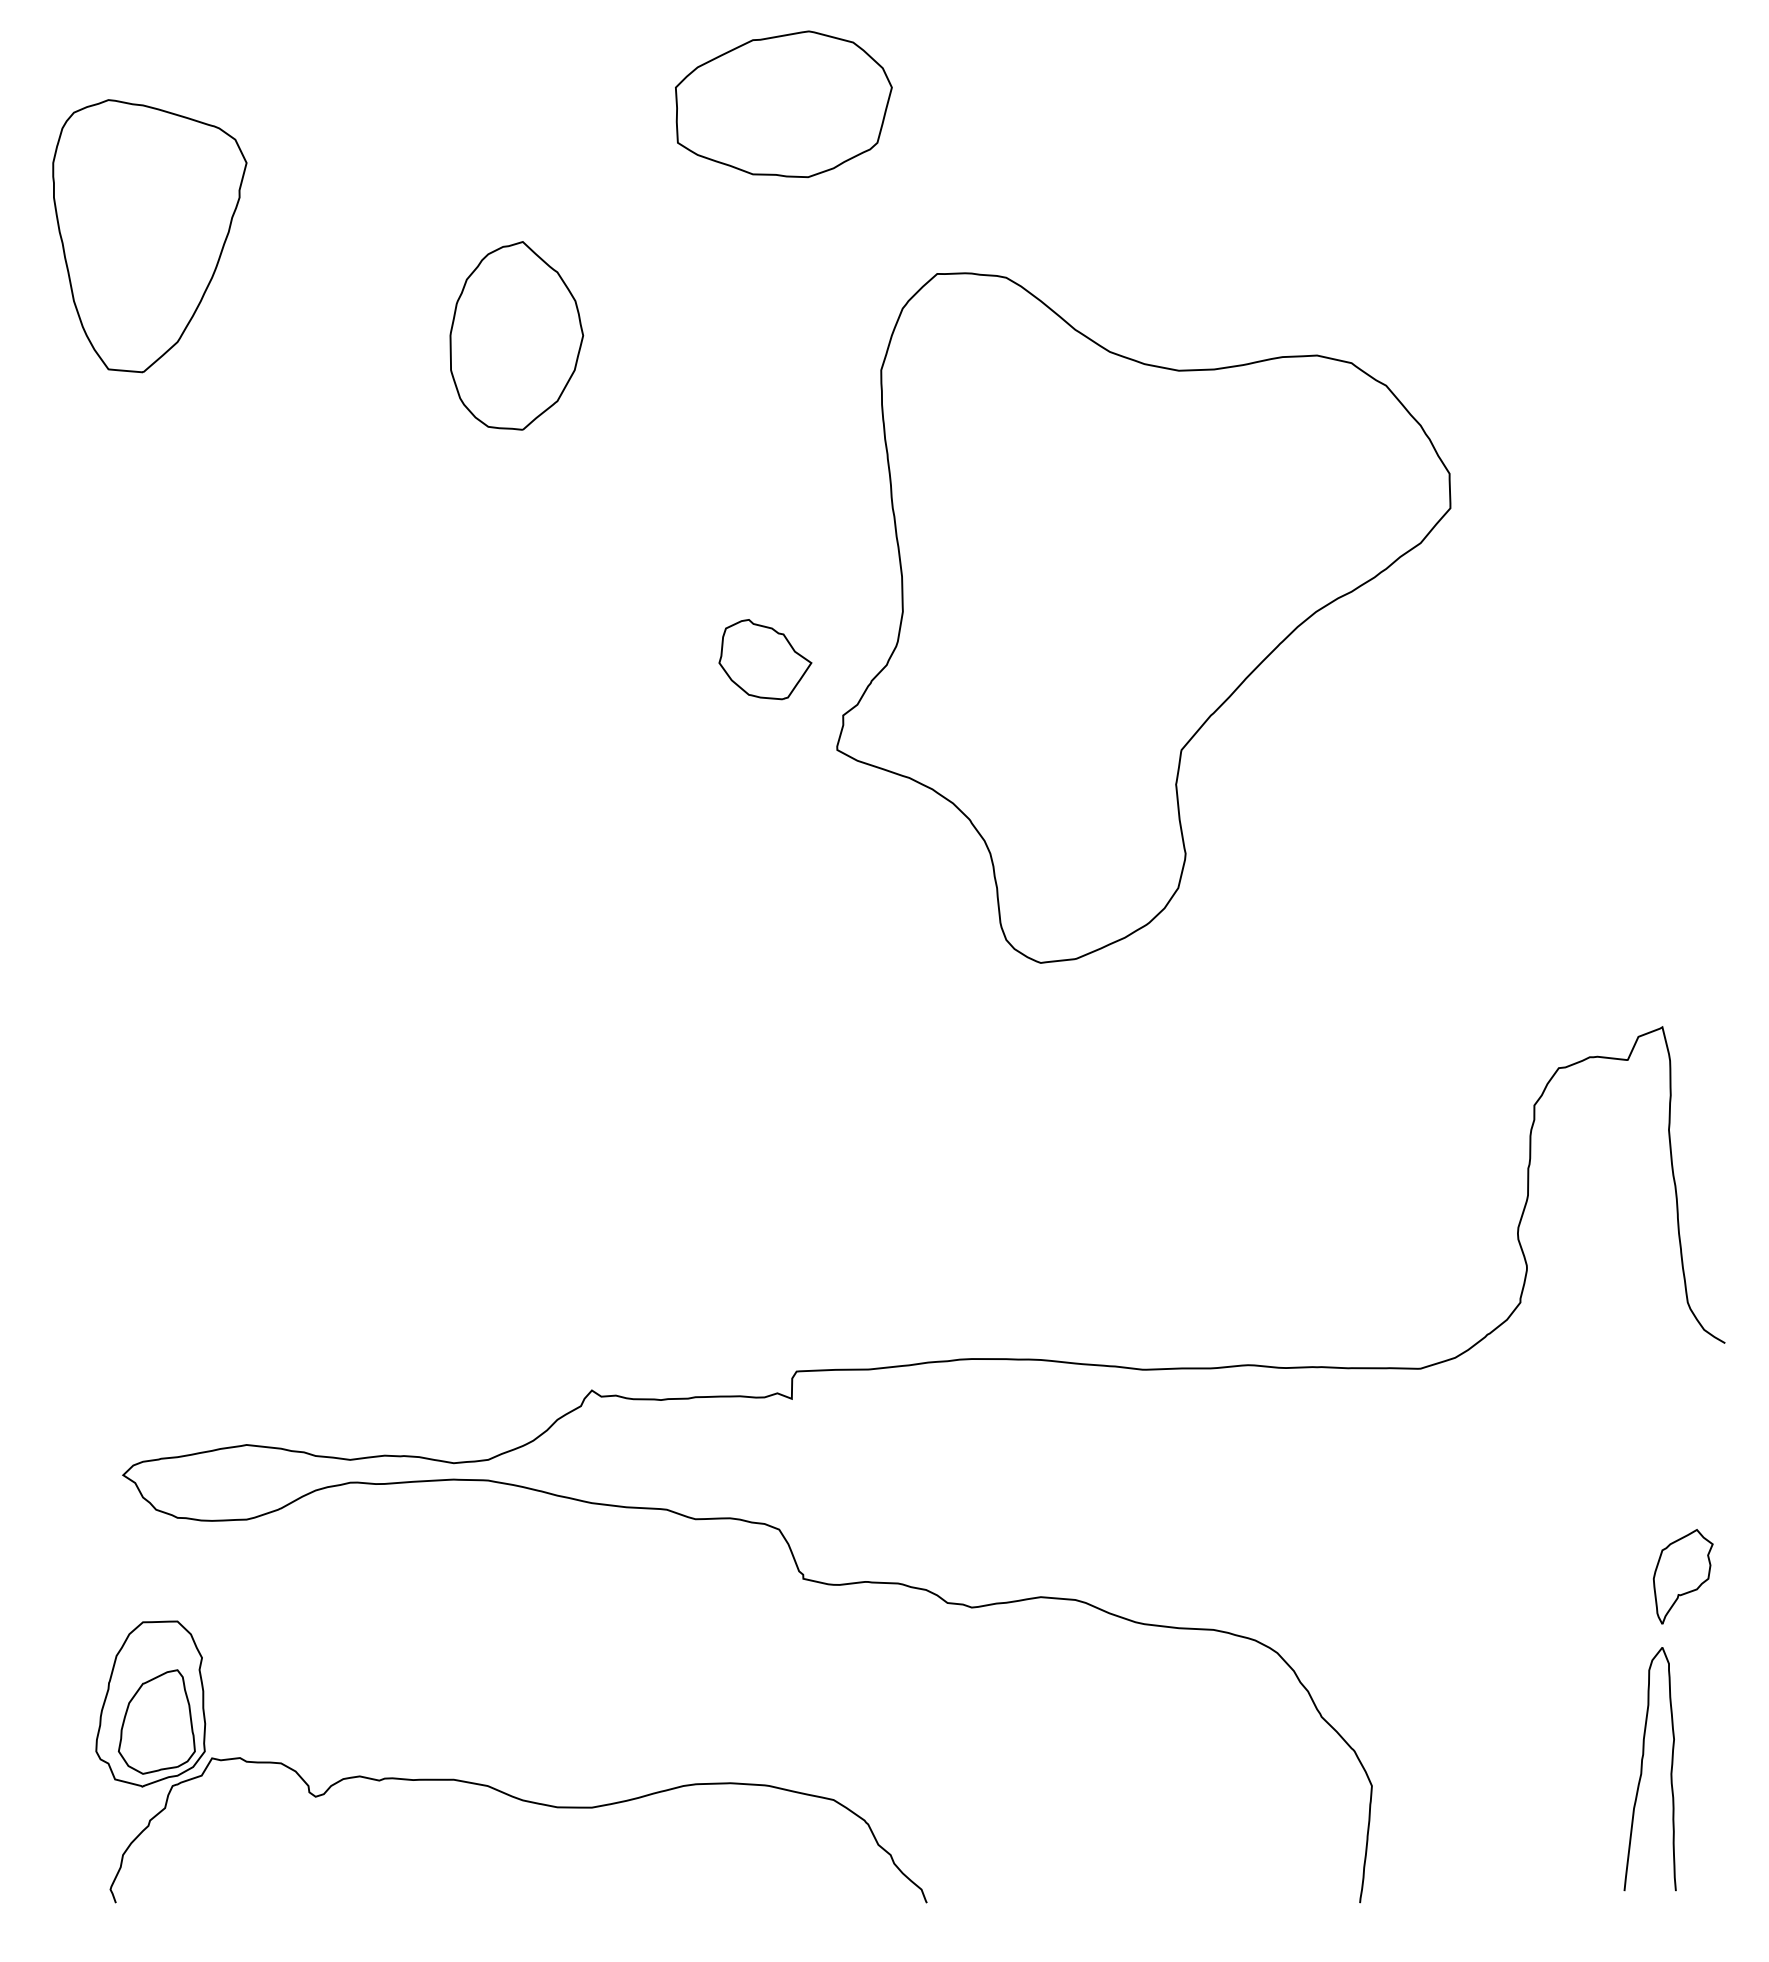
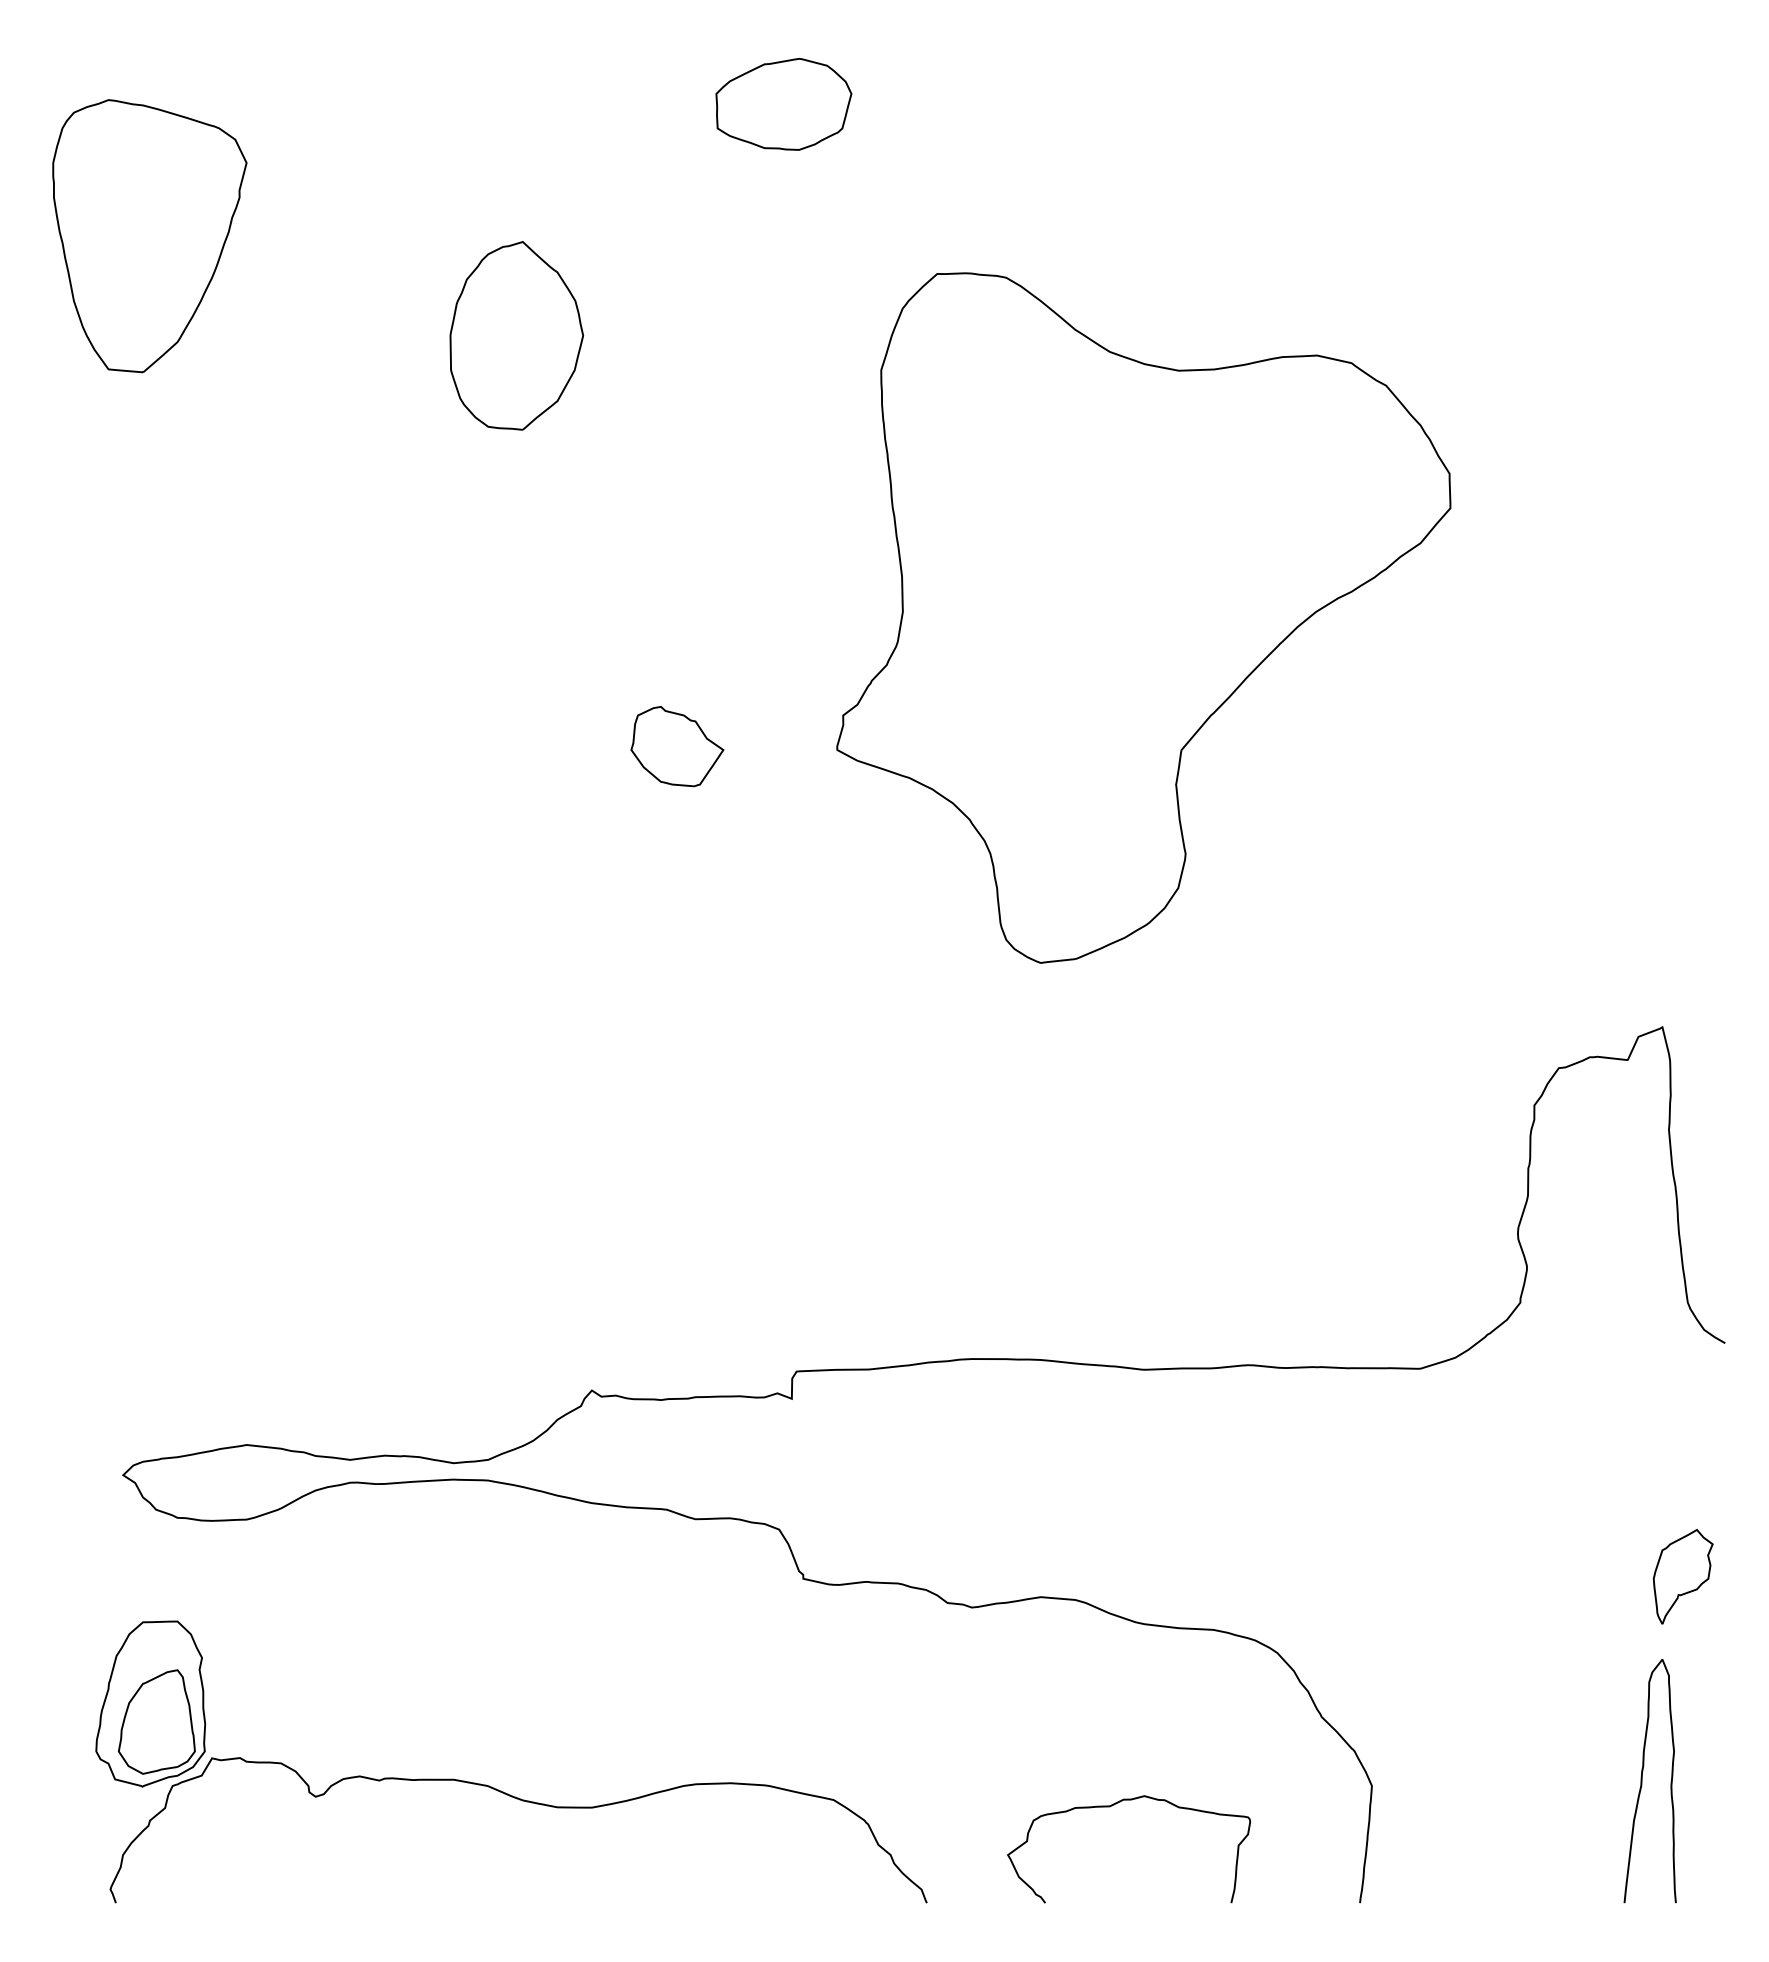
part size: 218x149 px -> 138x93 px (783, 104)
part position: (765, 659) -> (677, 746) (677, 746)
curve position: (1642, 1769) -> (1642, 1781) (1642, 1781)
curve: none -> present (1110, 1807)
